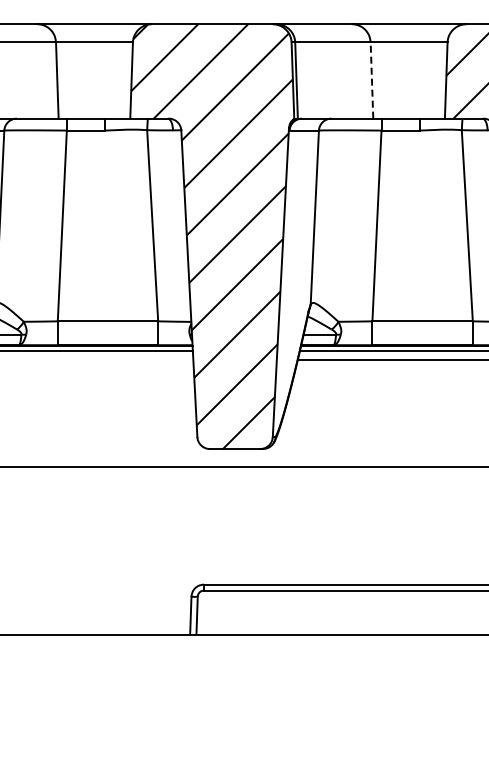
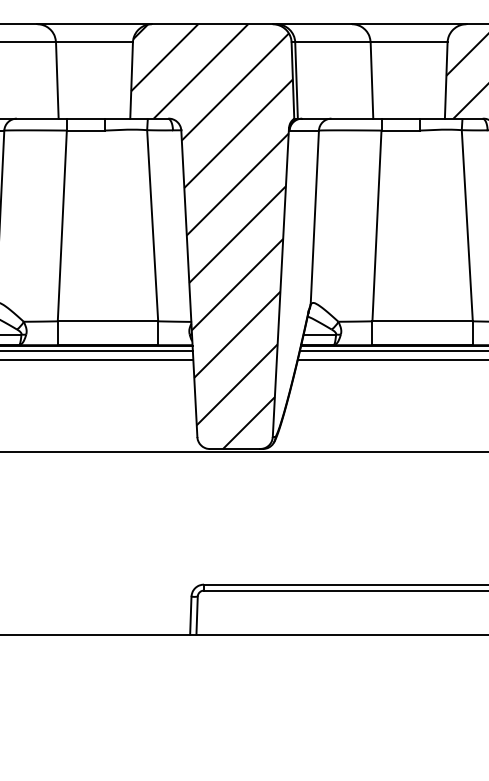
line: dashed -> solid (371, 80)
line: none -> present (97, 360)
line position: (243, 467) -> (243, 452) (243, 452)
